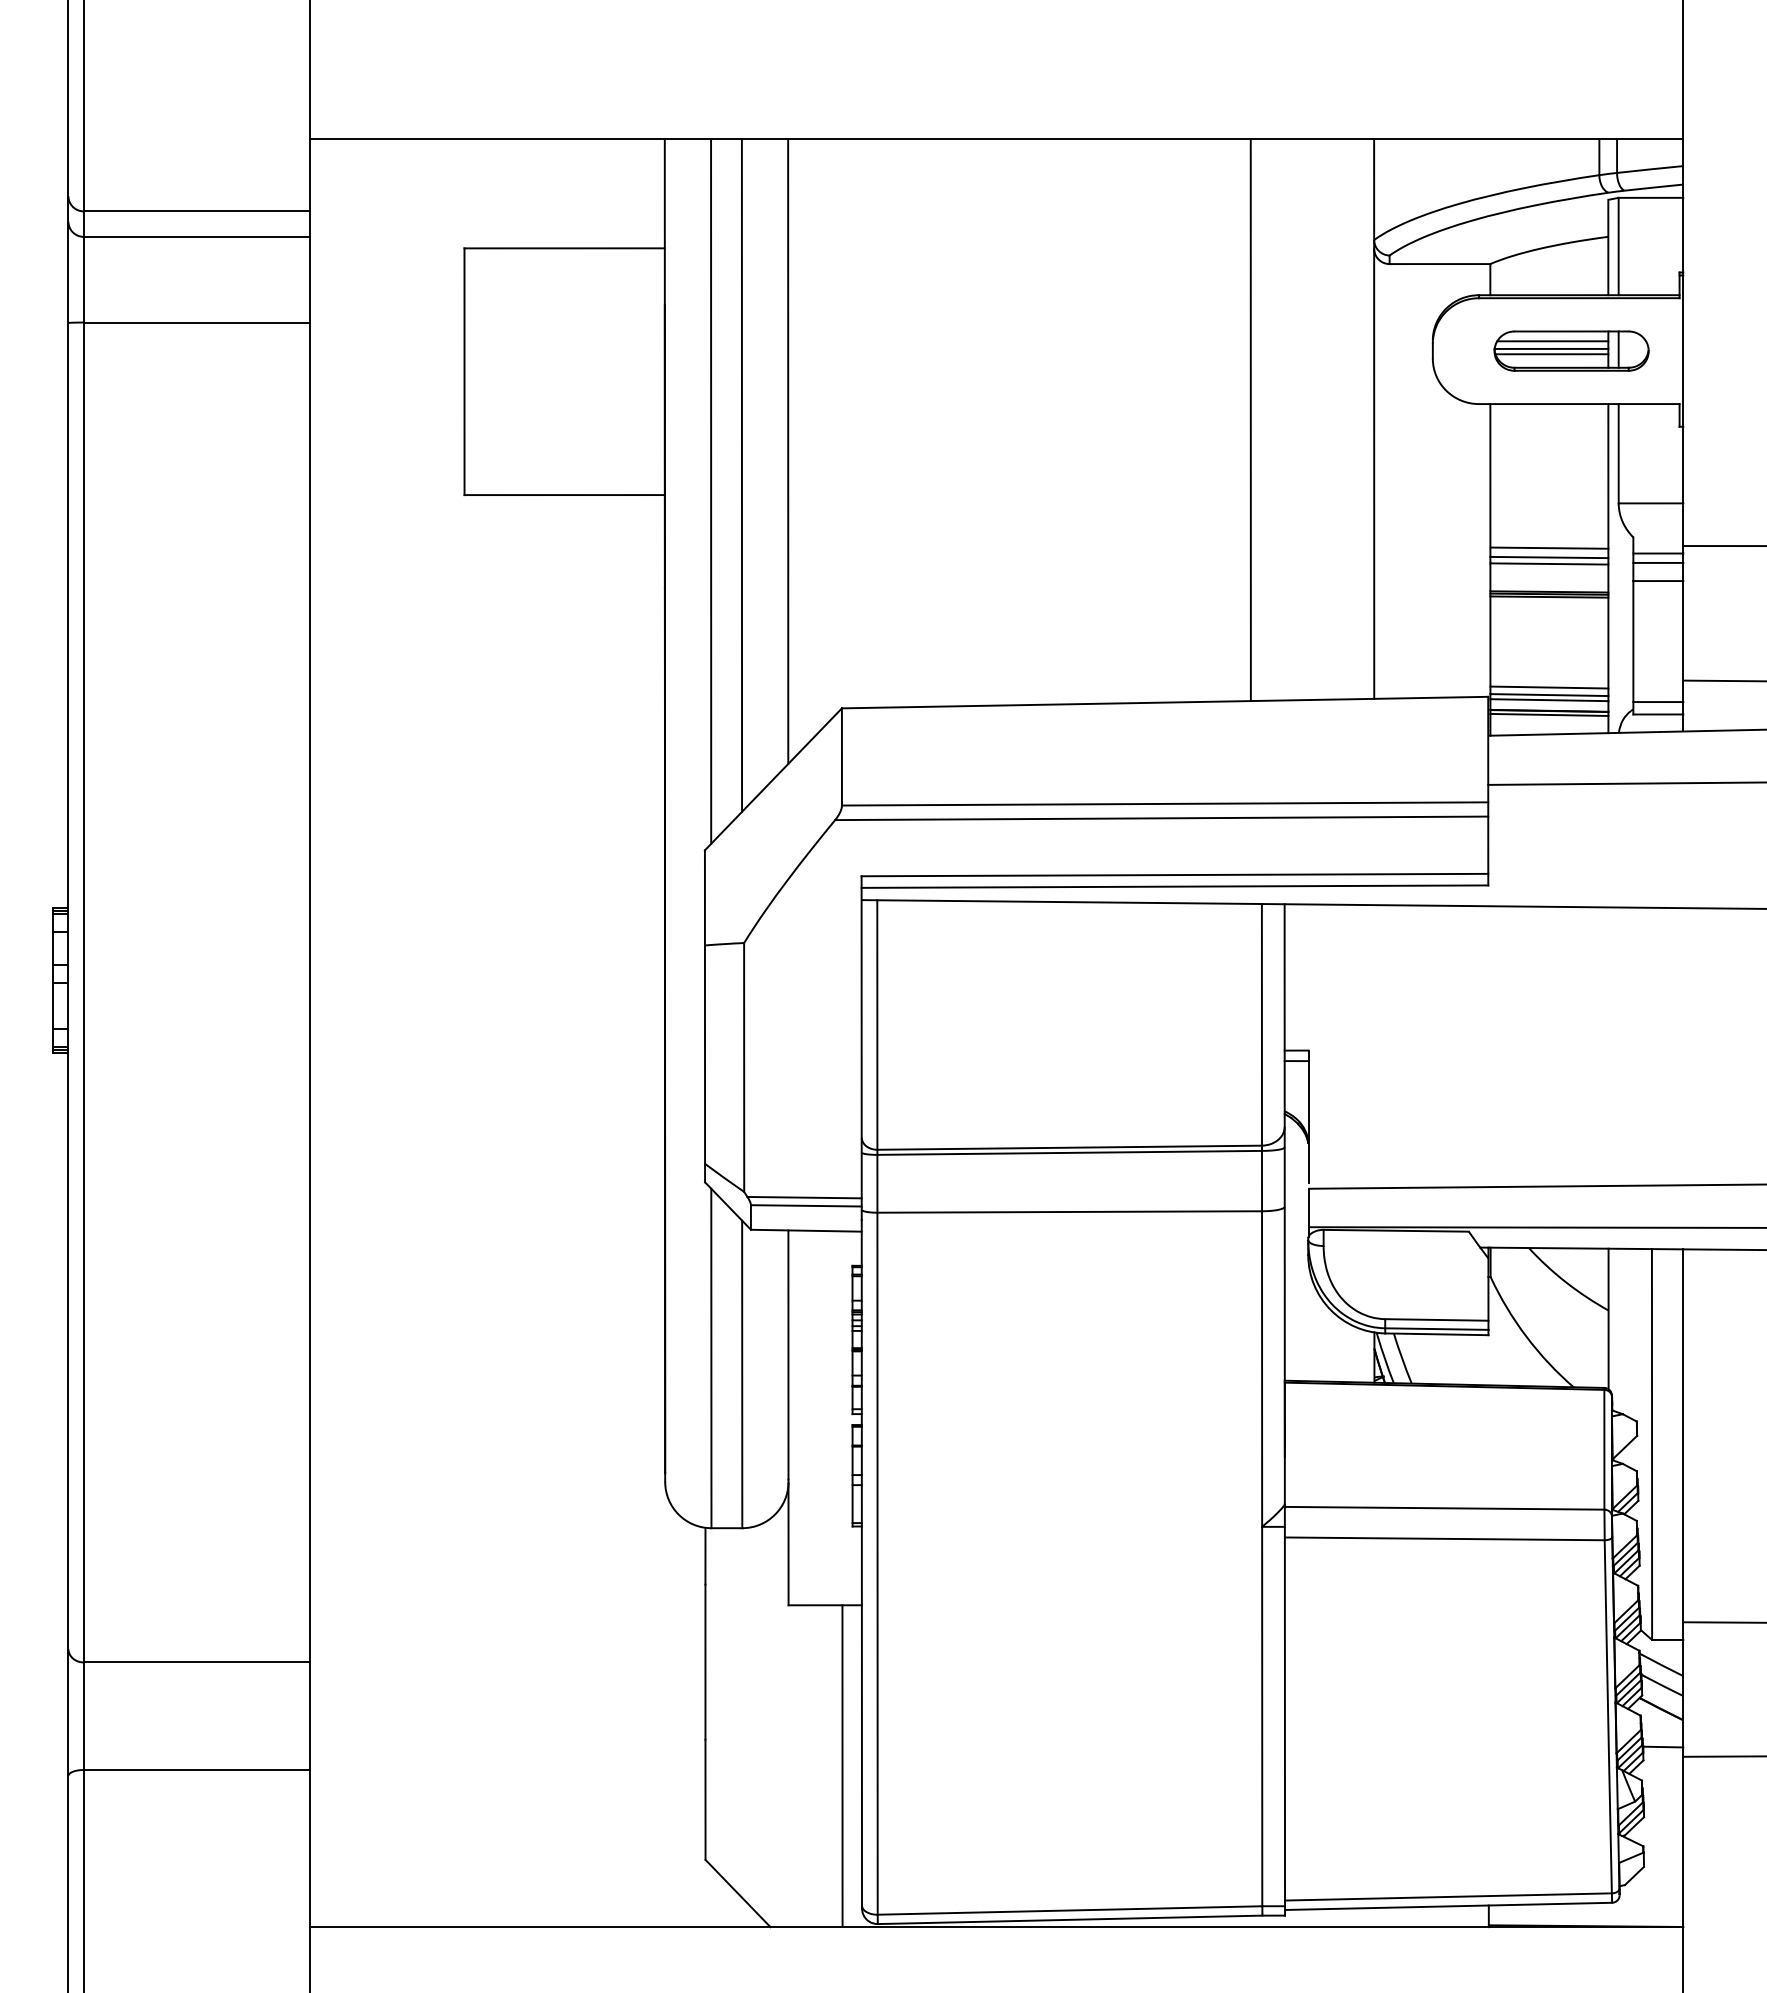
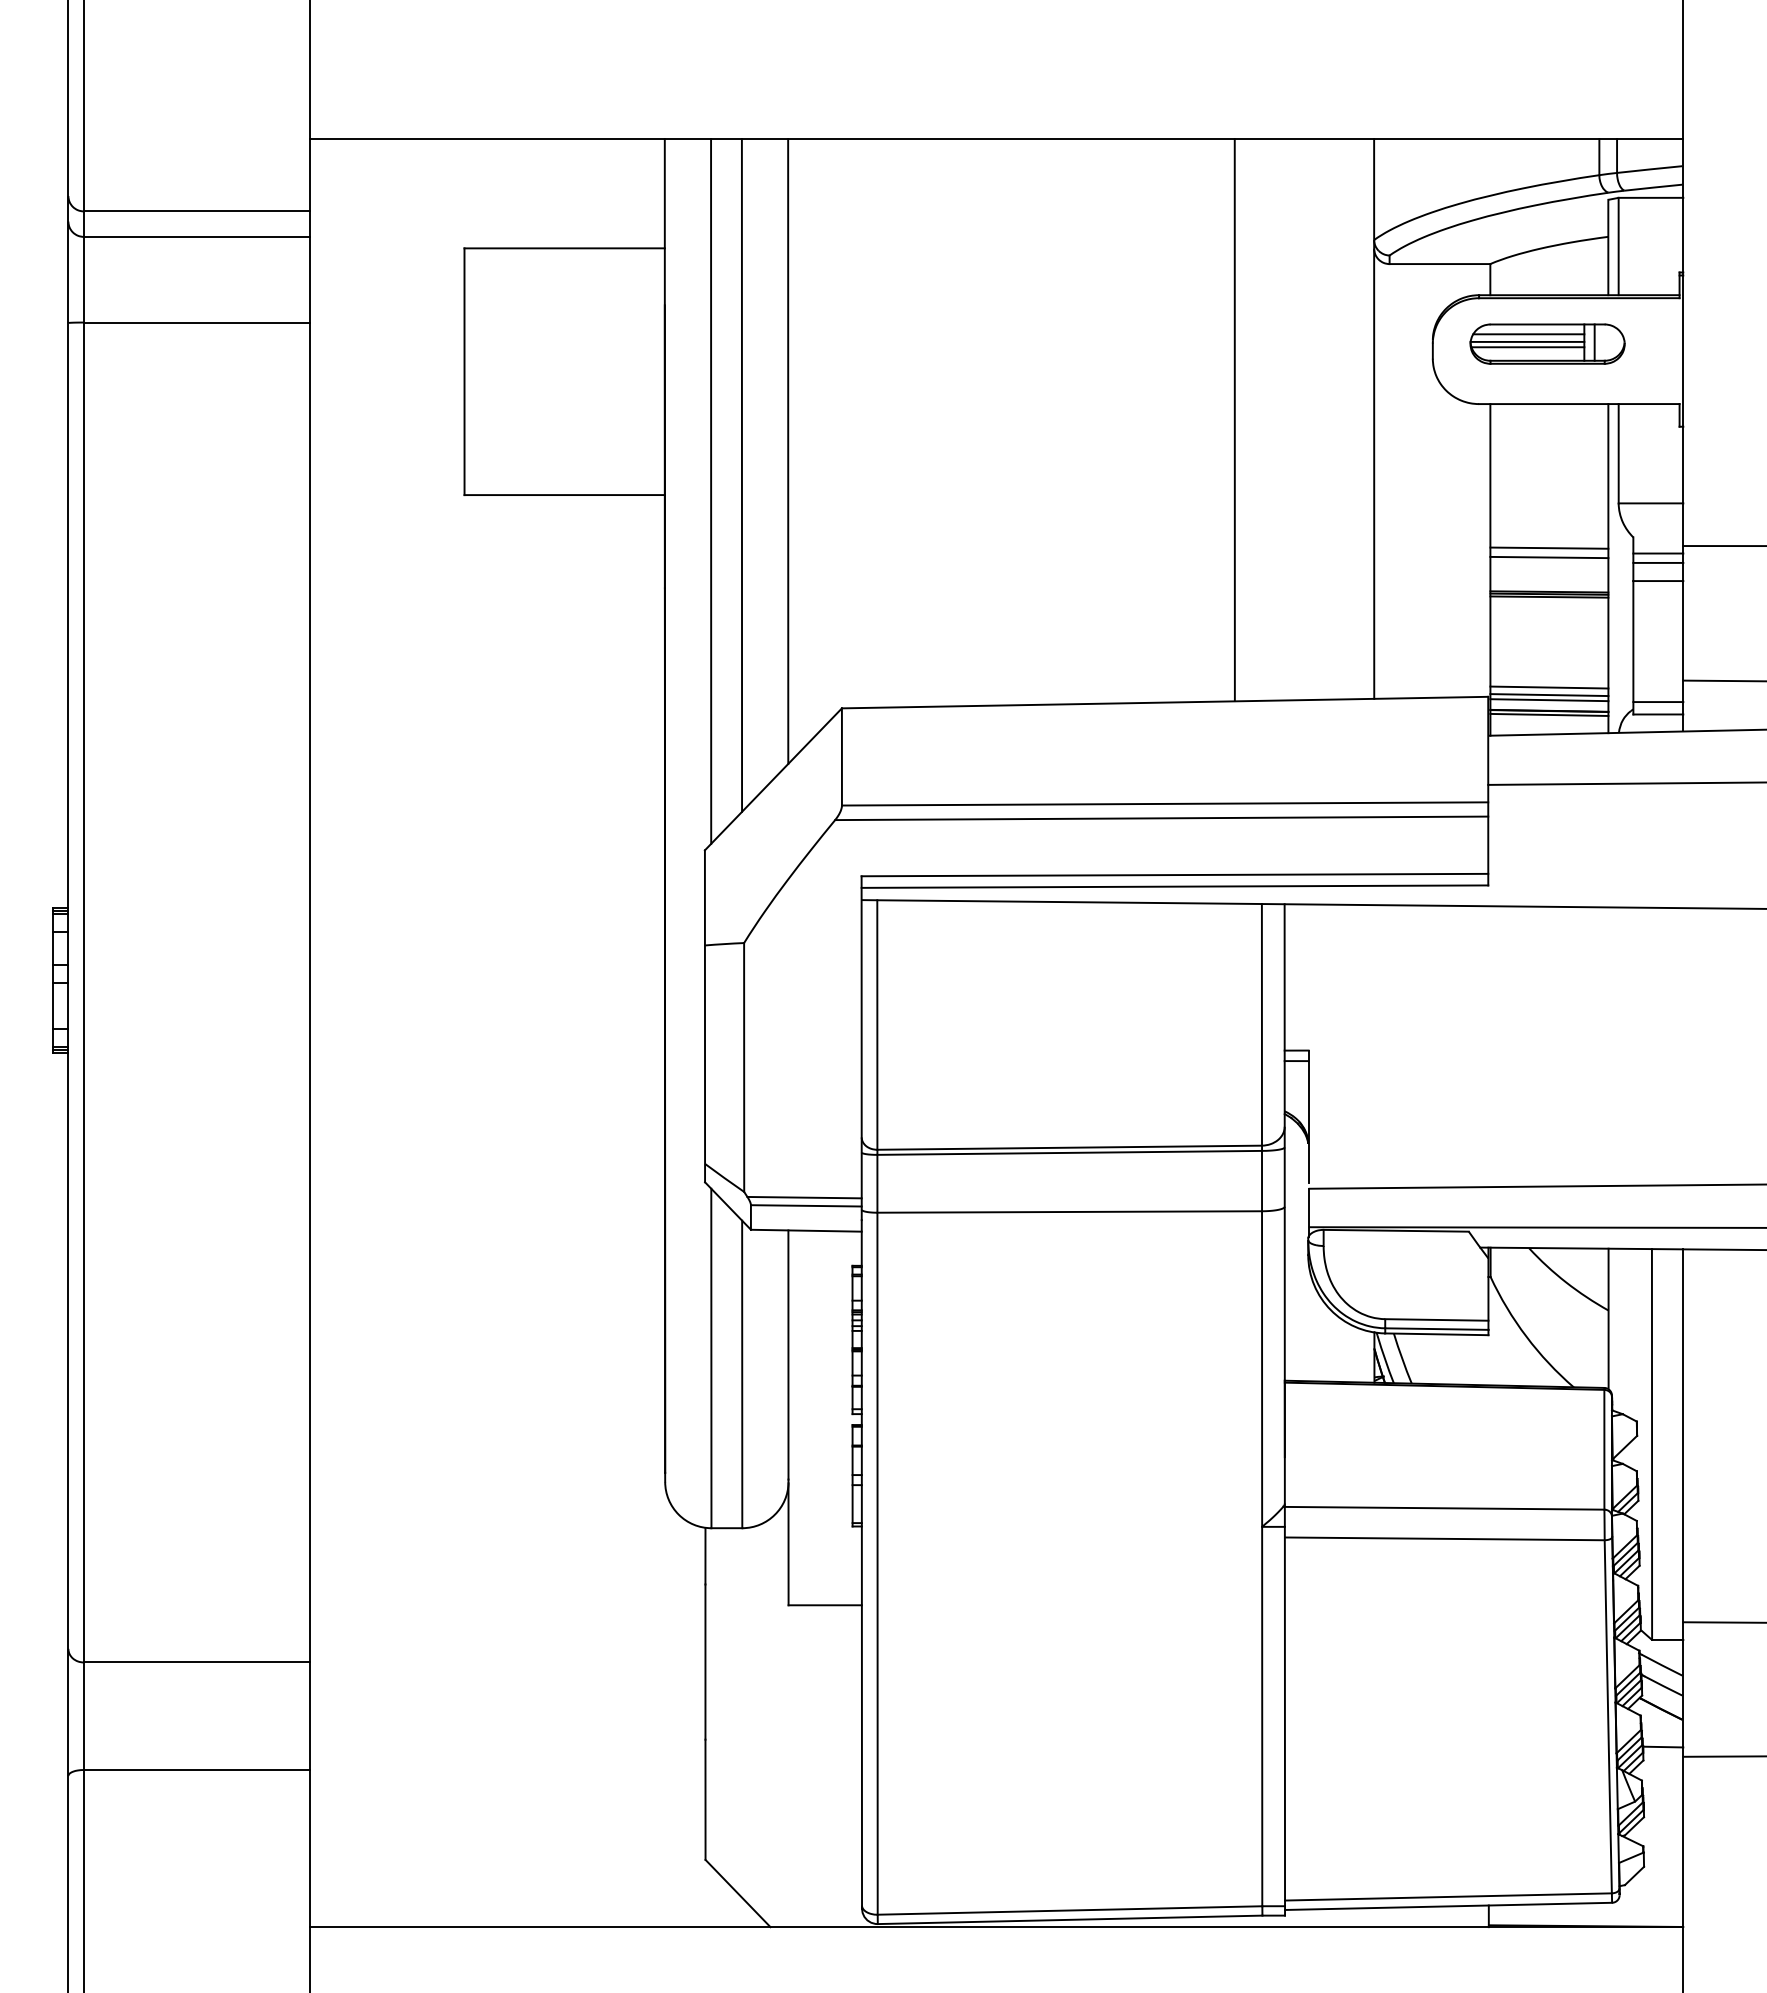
part position: (1571, 350) -> (1547, 343) (1547, 343)
line position: (1250, 420) -> (1234, 420) (1234, 420)
line: present -> none (1549, 563)
line: present -> none (842, 1765)
